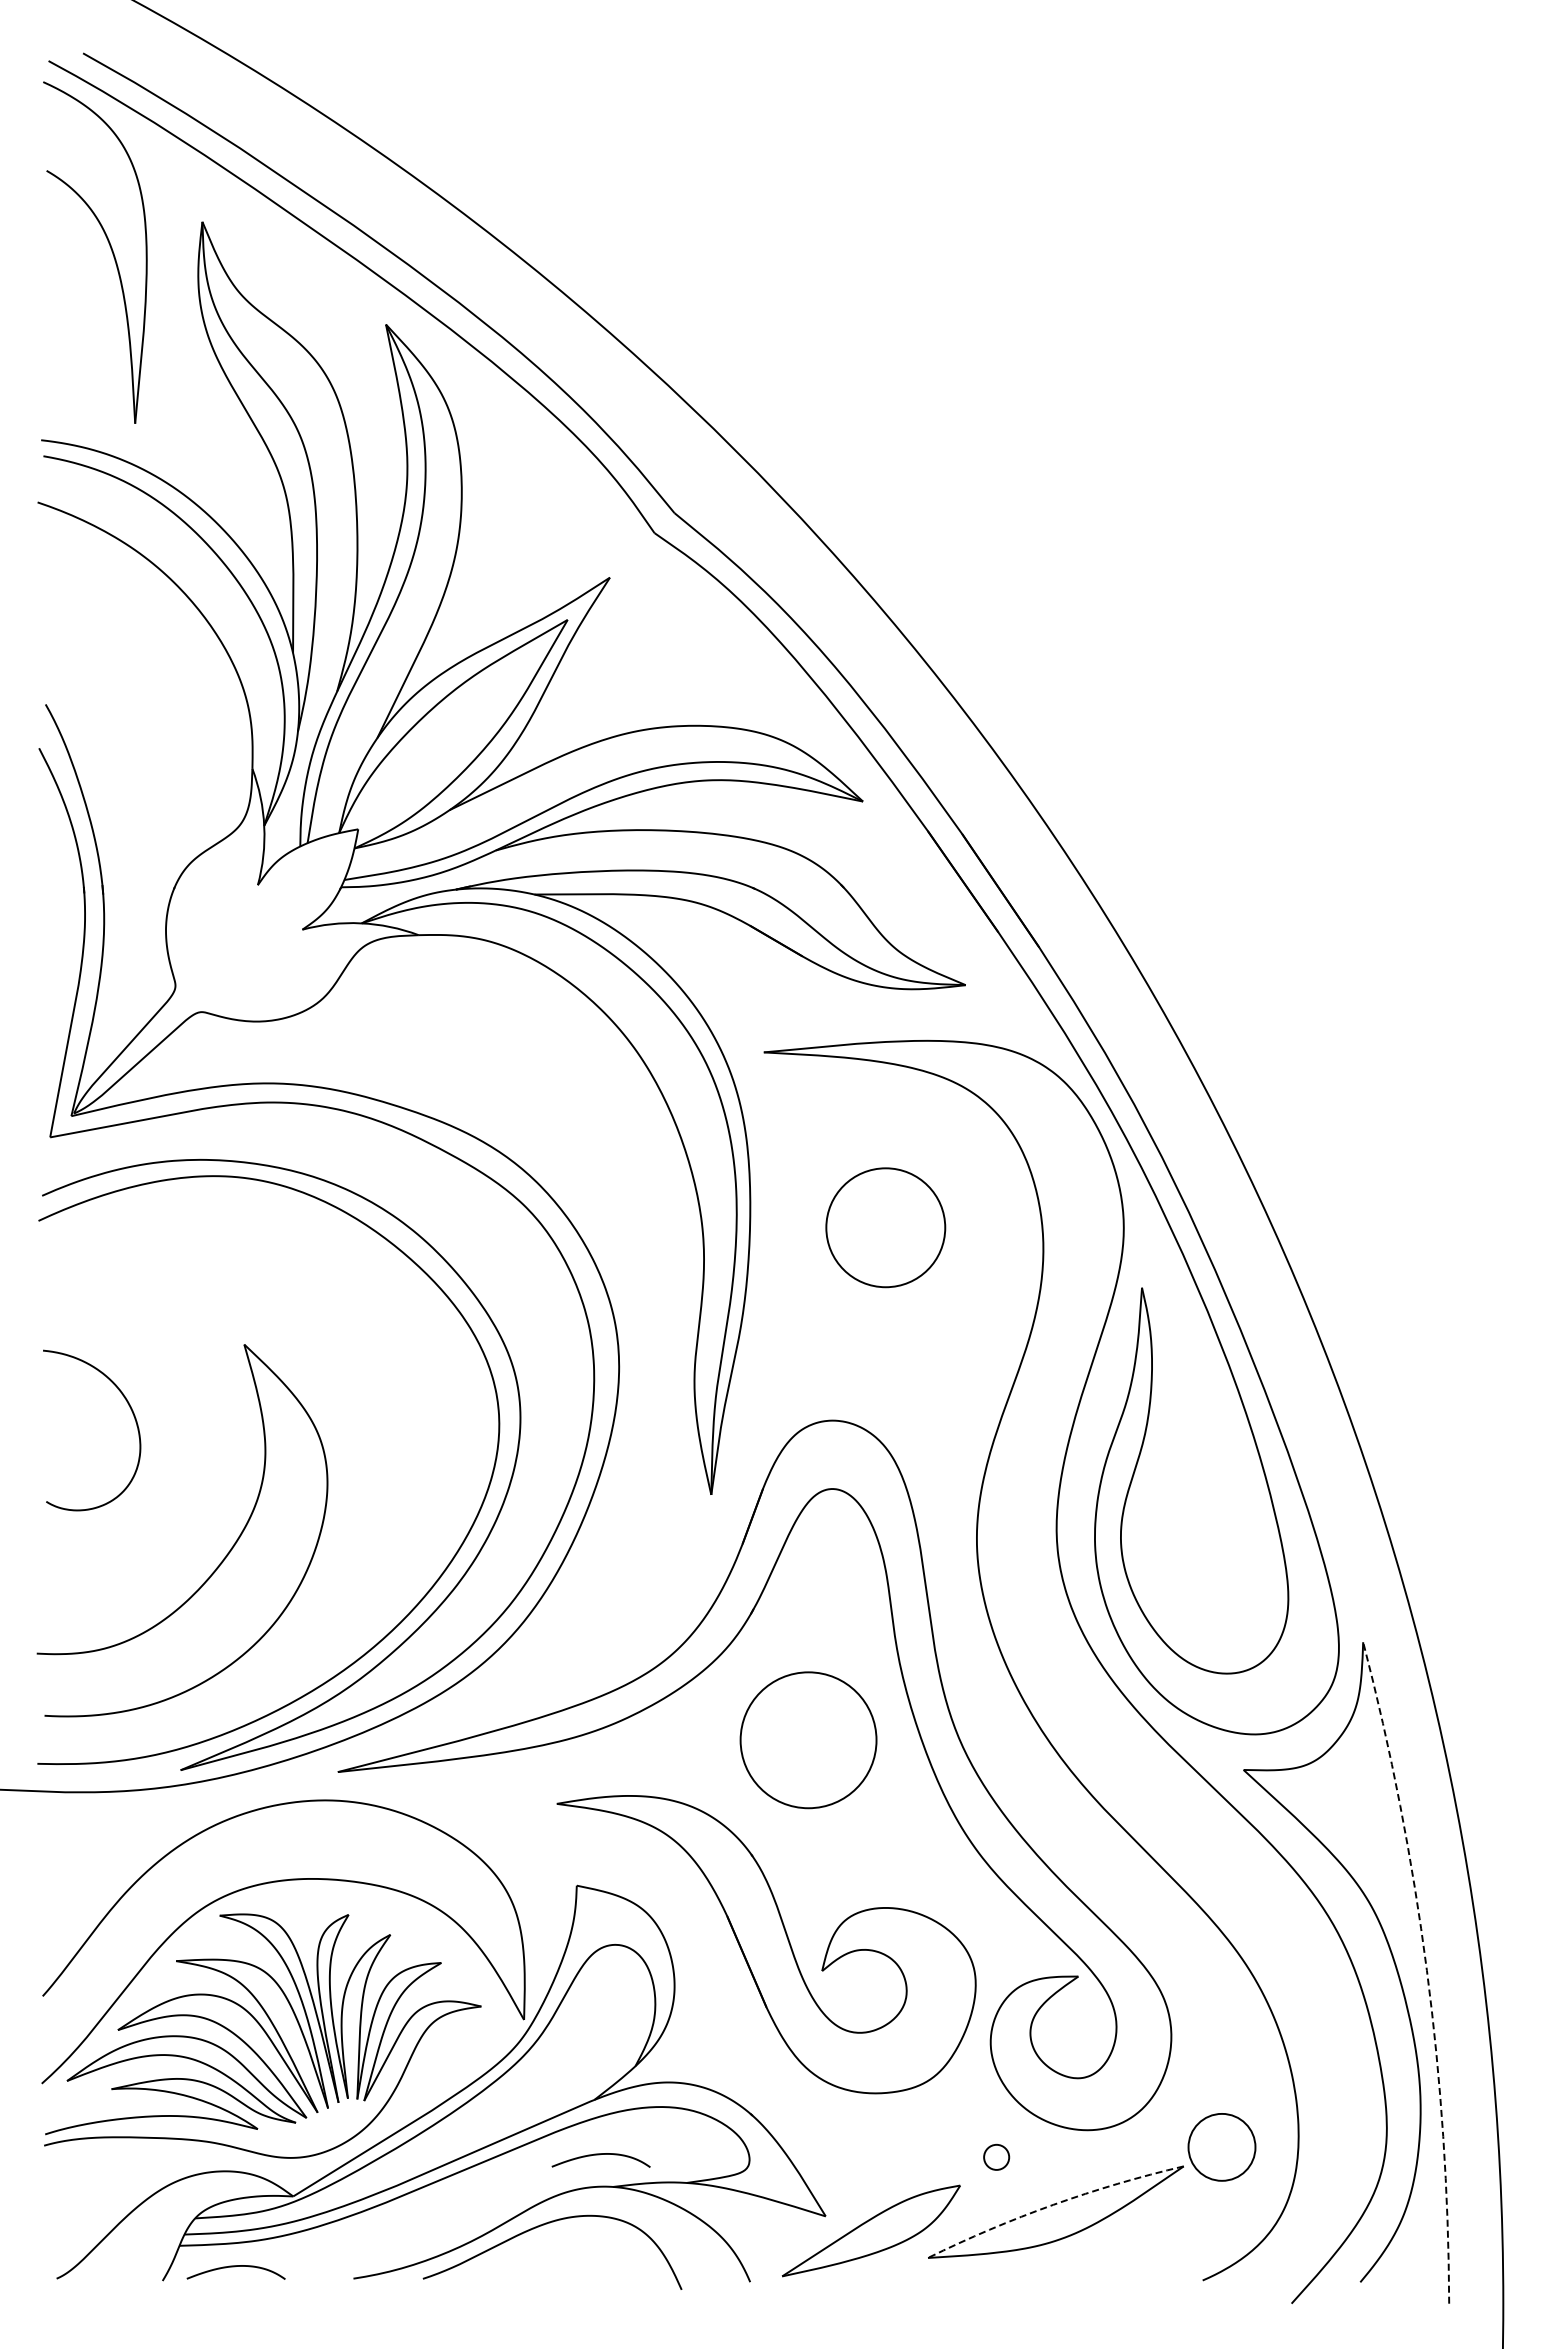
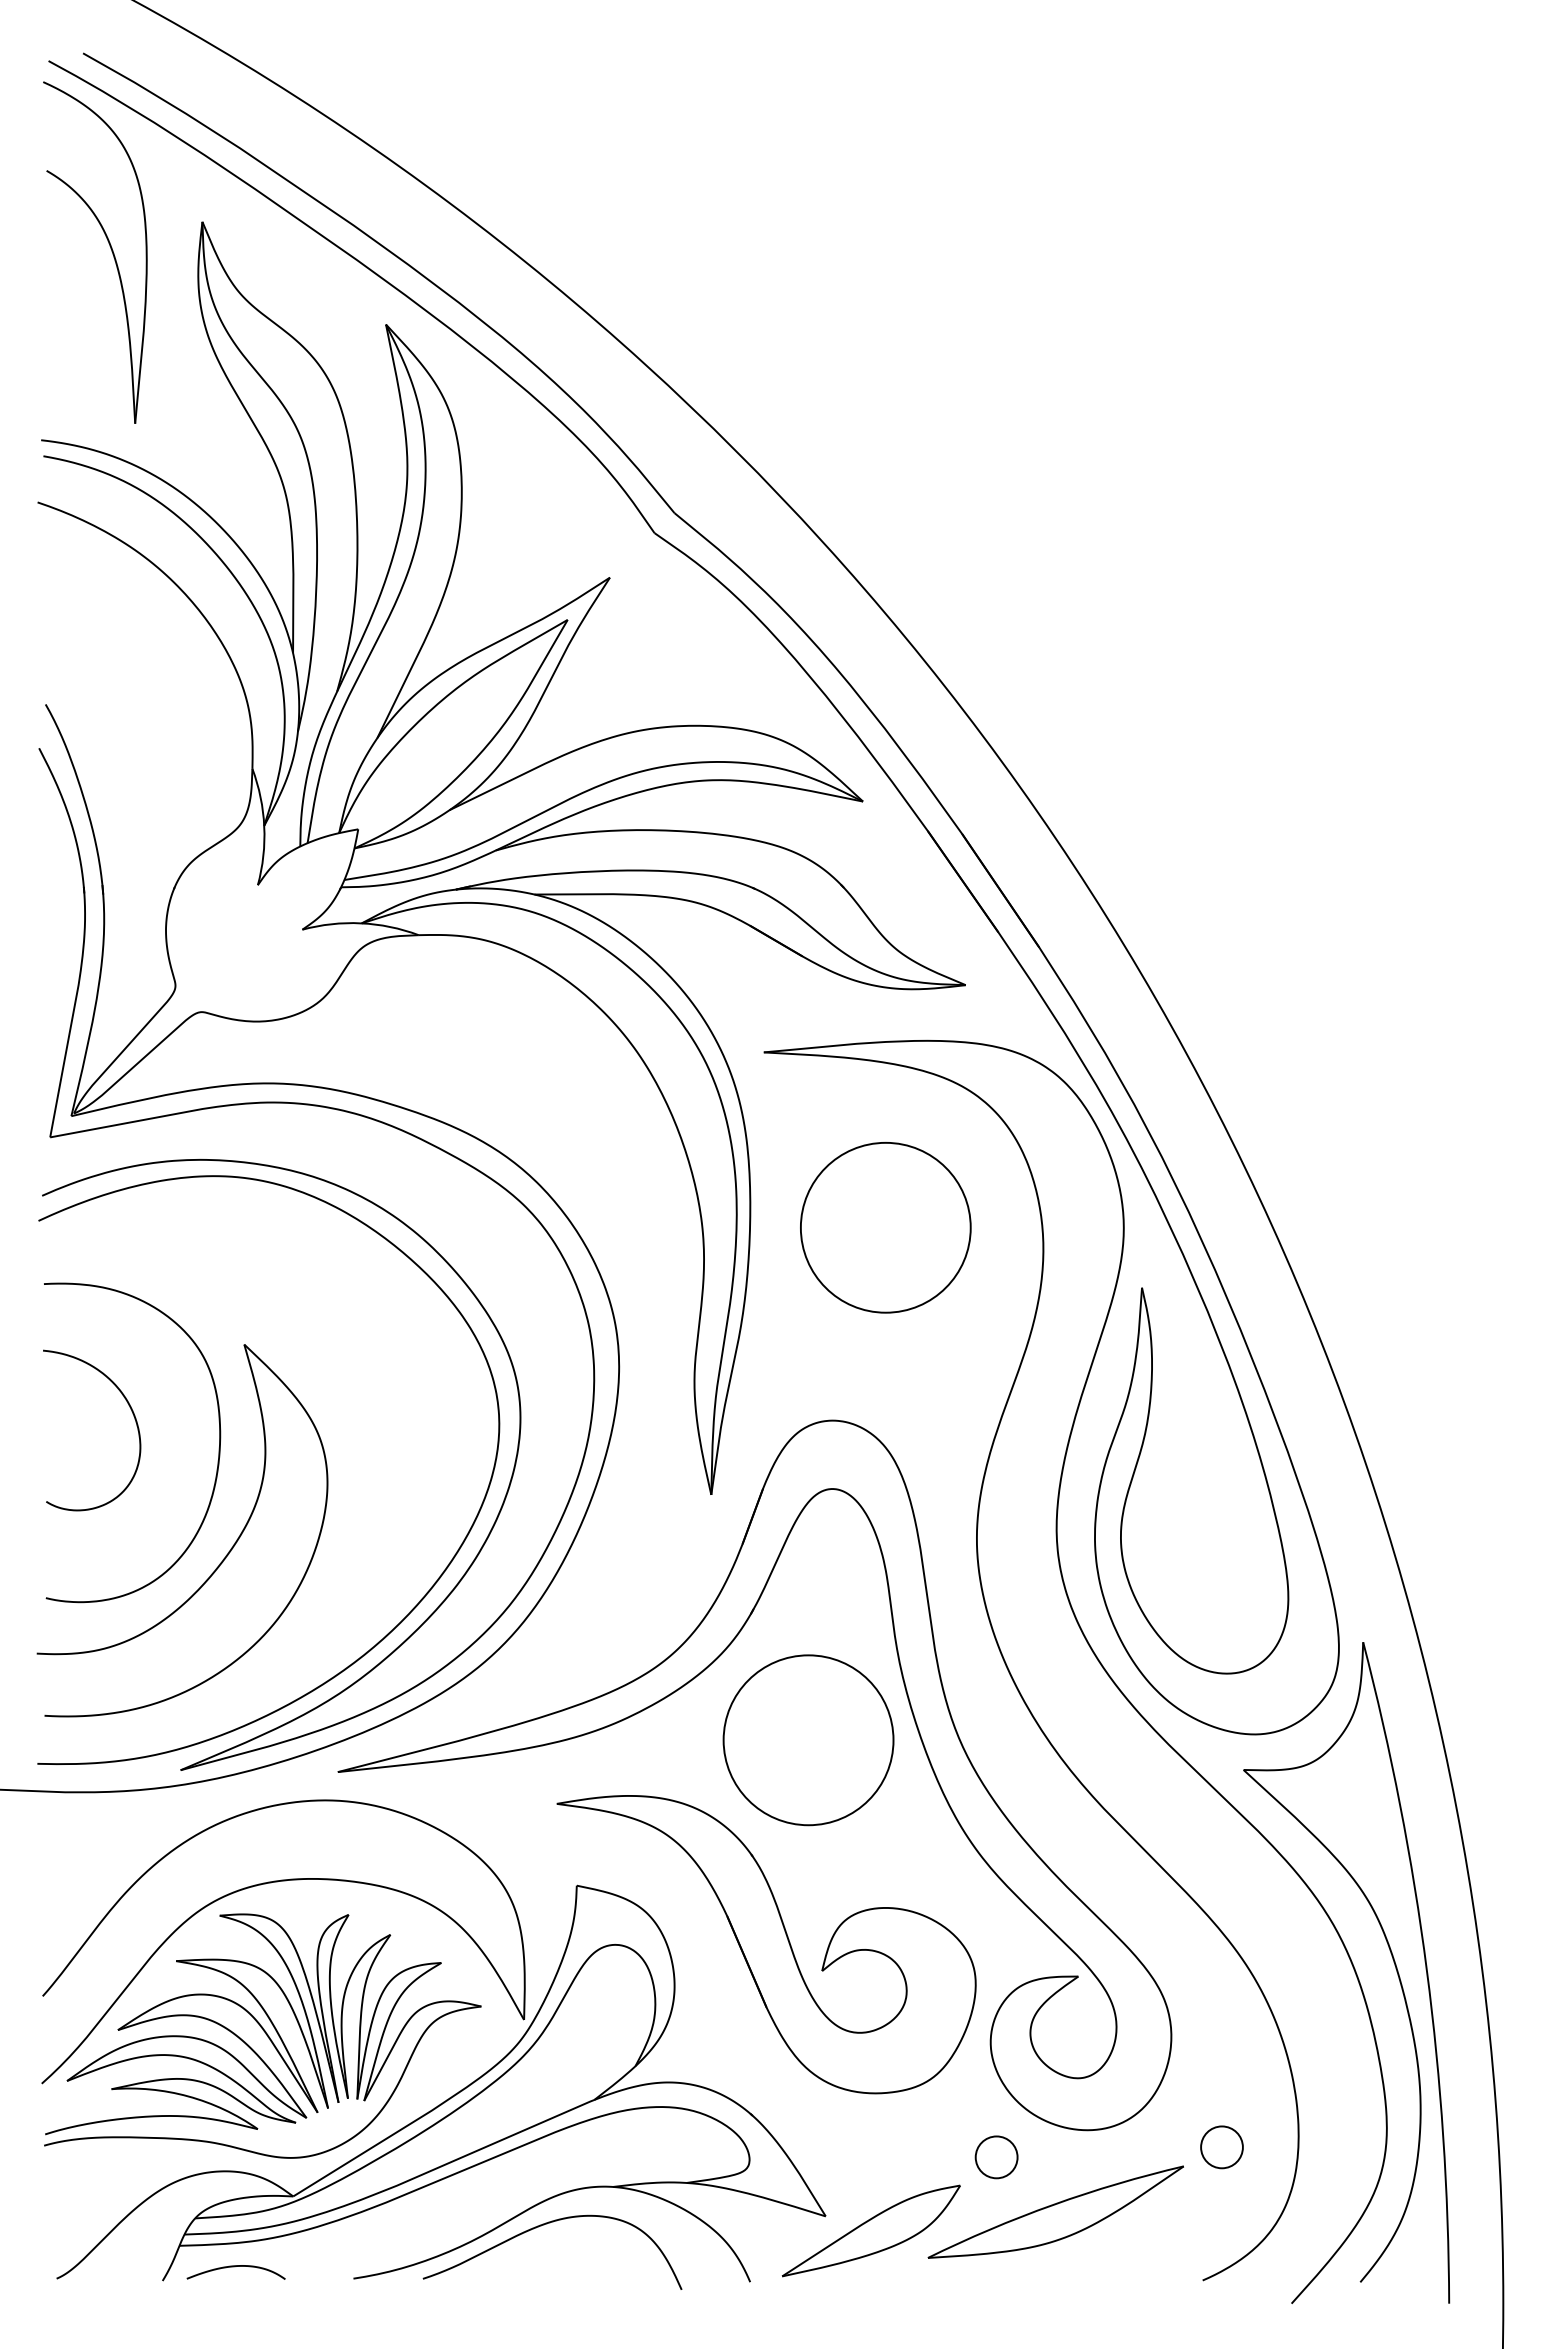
circle diameter: 119 px -> 170 px (885, 1227)
curve: none -> present (218, 1448)
circle diameter: 136 px -> 170 px (808, 1740)
arc: dashed -> solid (1426, 1970)
circle diameter: 67 px -> 42 px (1221, 2147)
curve: present -> none (600, 2155)
circle diameter: 25 px -> 42 px (996, 2157)
arc: dashed -> solid (1053, 2204)
